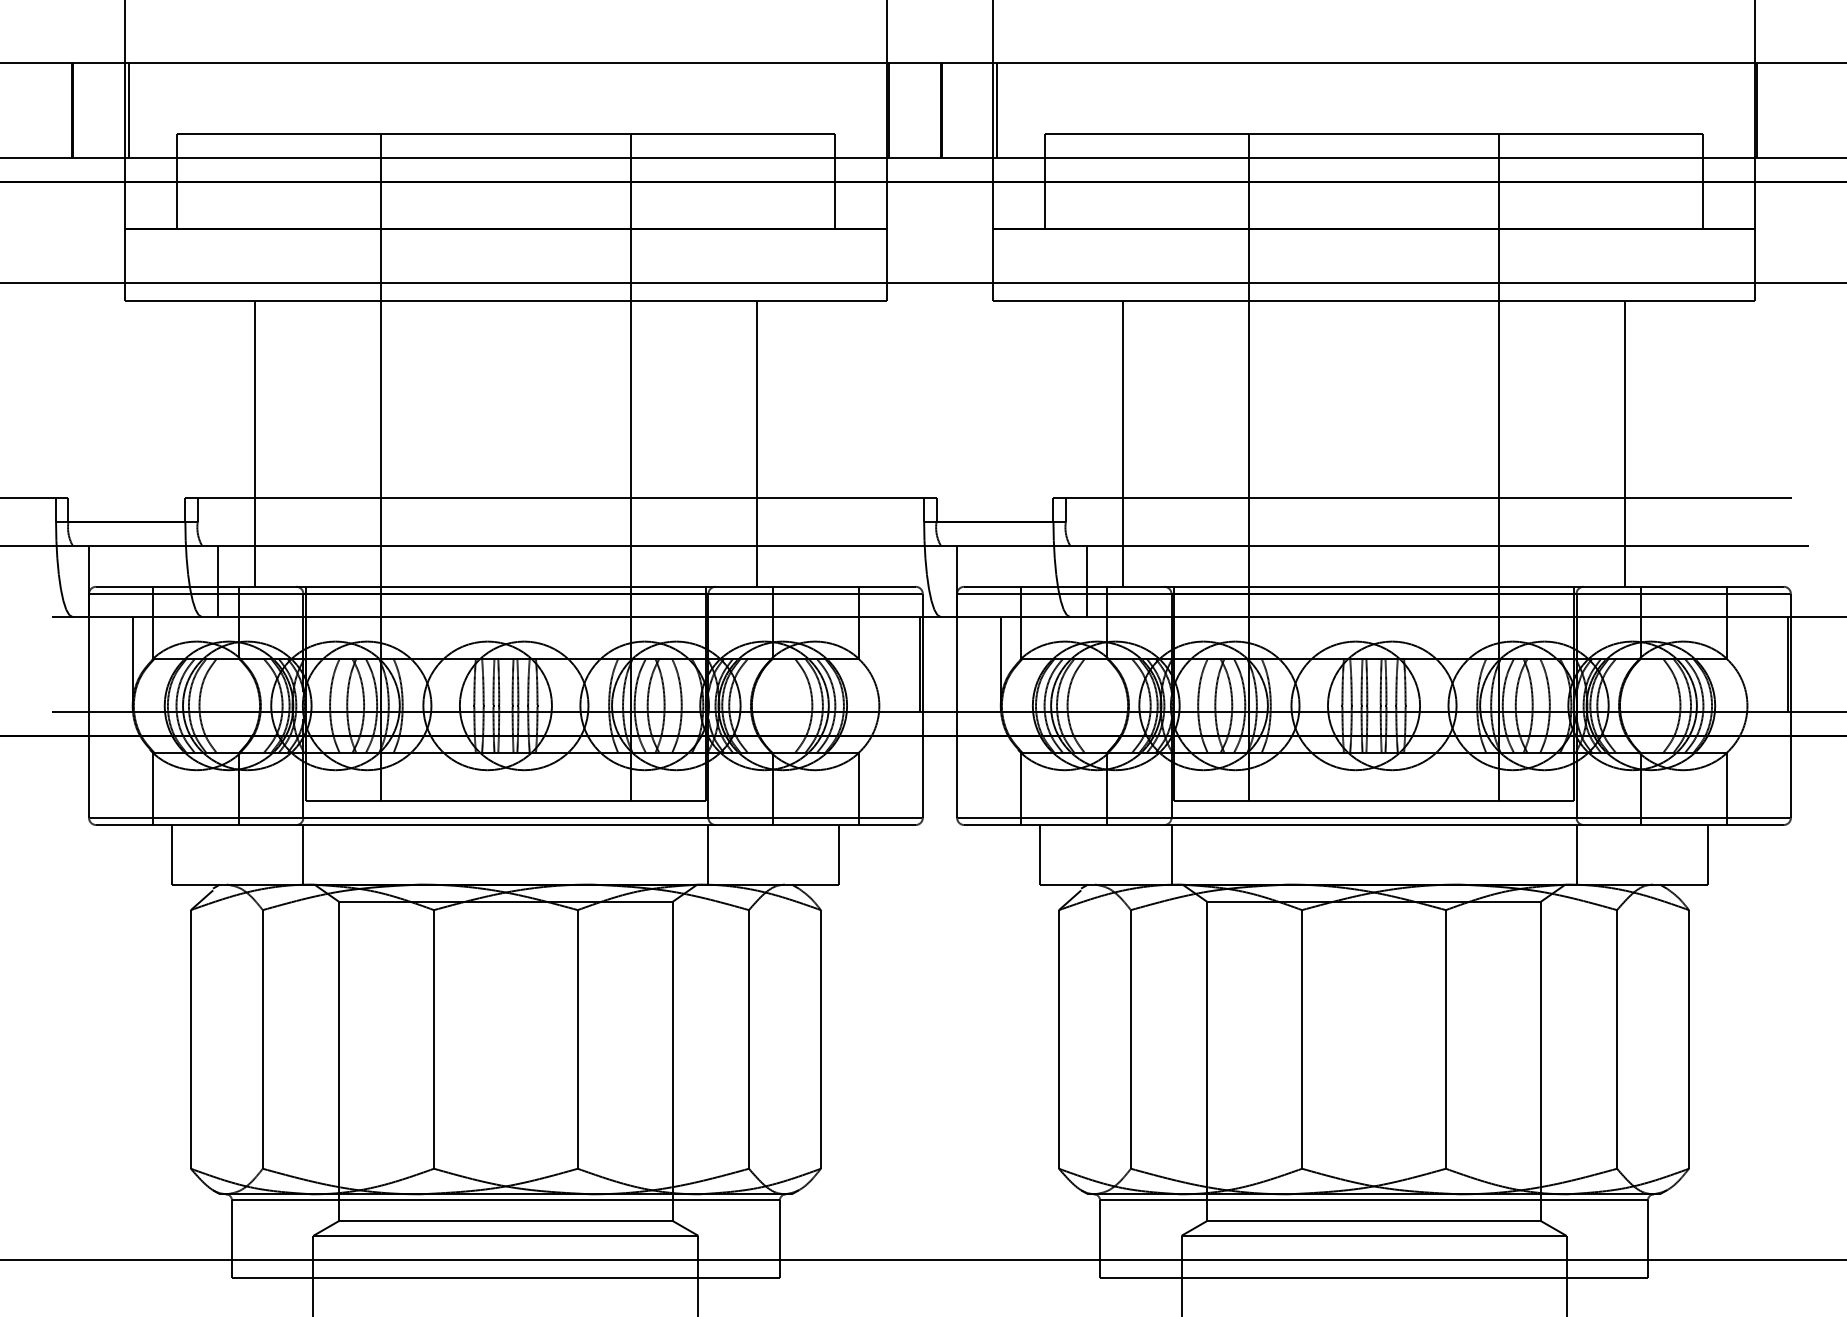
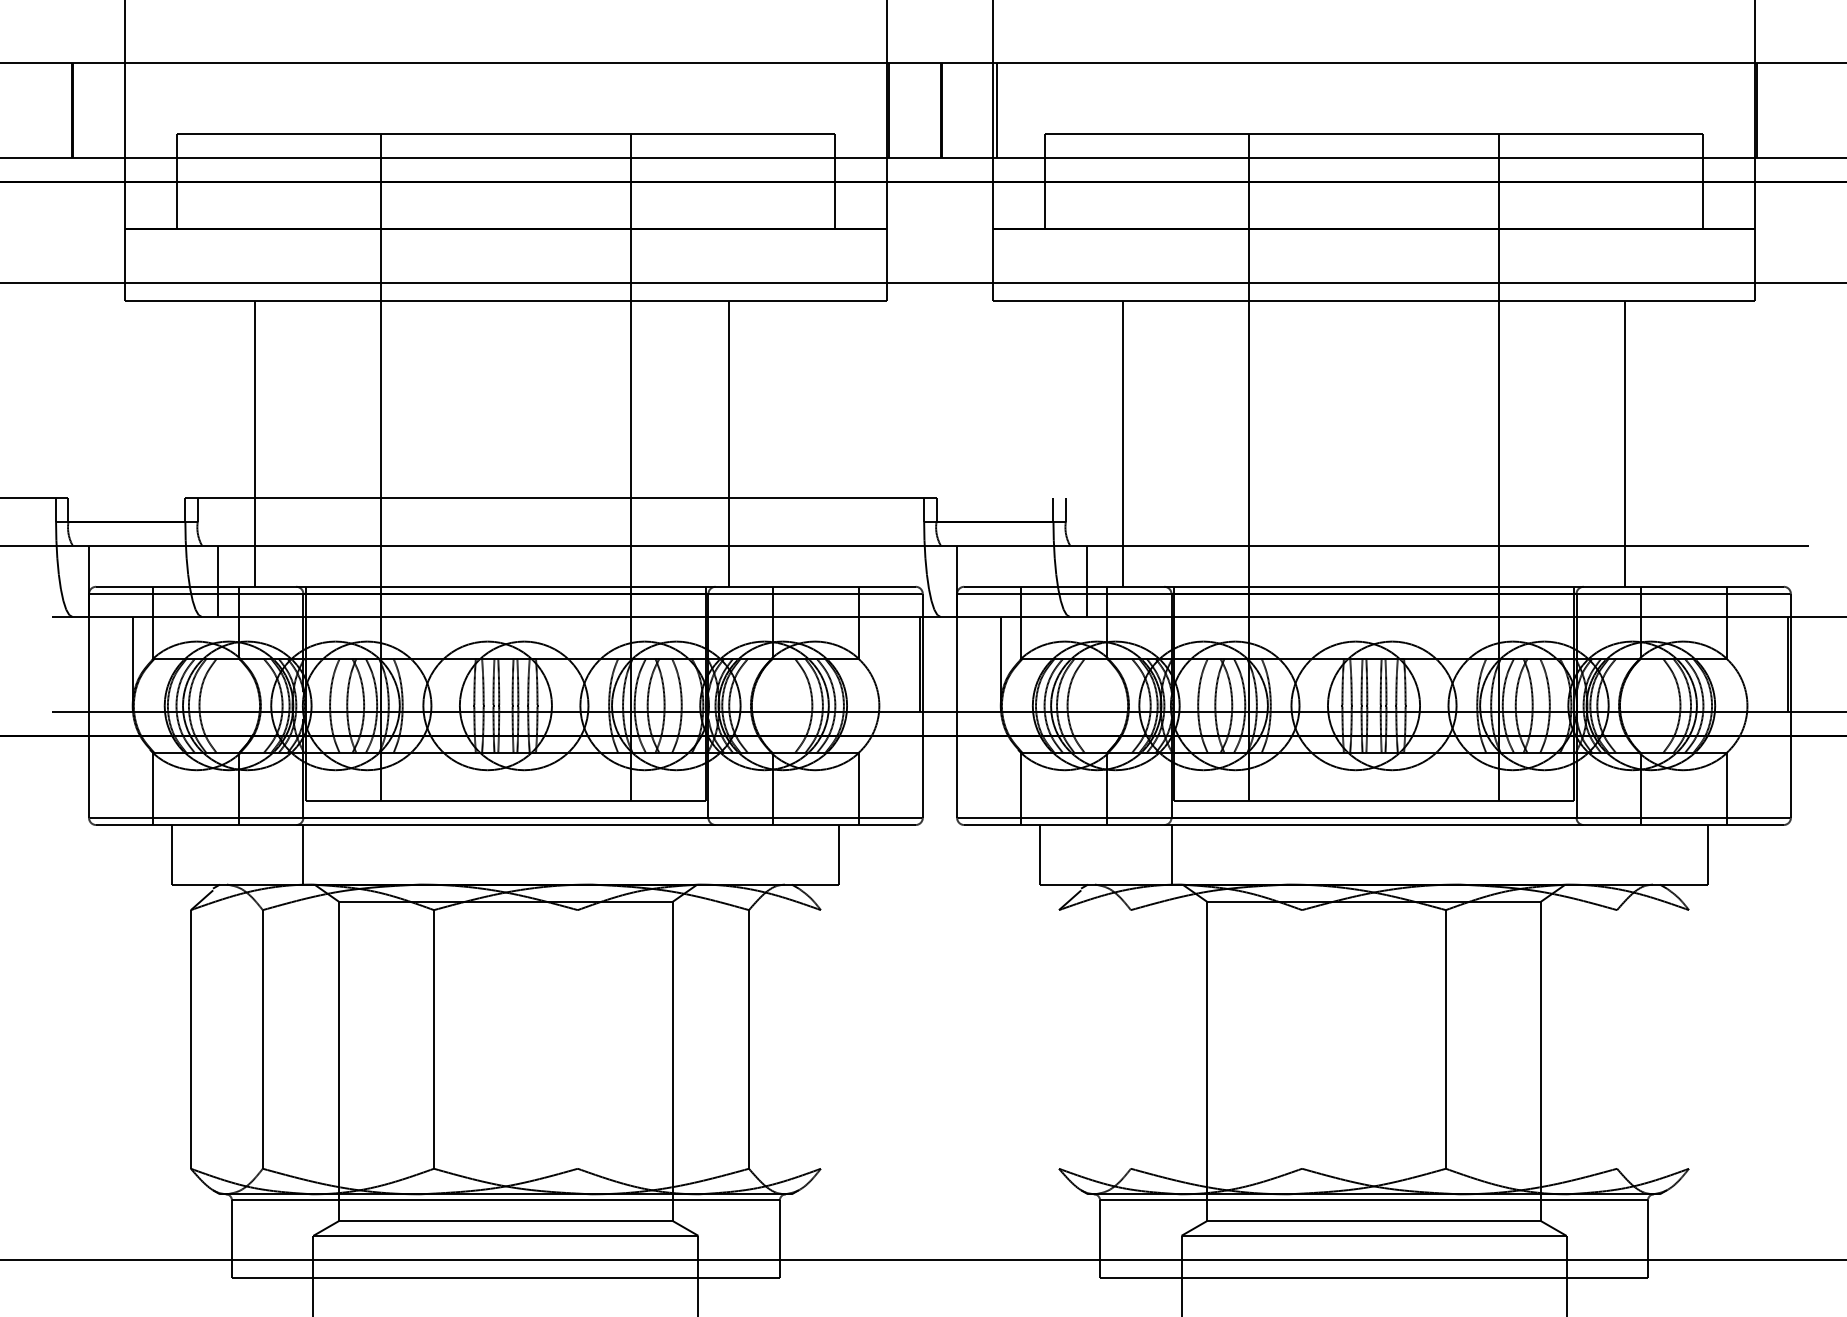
line: present -> none (129, 109)
line position: (757, 443) -> (729, 443) (729, 443)
line: present -> none (1422, 497)
line: present -> none (708, 854)
line: present -> none (1576, 854)
line: present -> none (577, 1039)
line: present -> none (820, 1039)
line: present -> none (1059, 1039)
line: present -> none (1130, 1039)
line: present -> none (1302, 1039)
line: present -> none (1617, 1039)
line: present -> none (1688, 1039)
